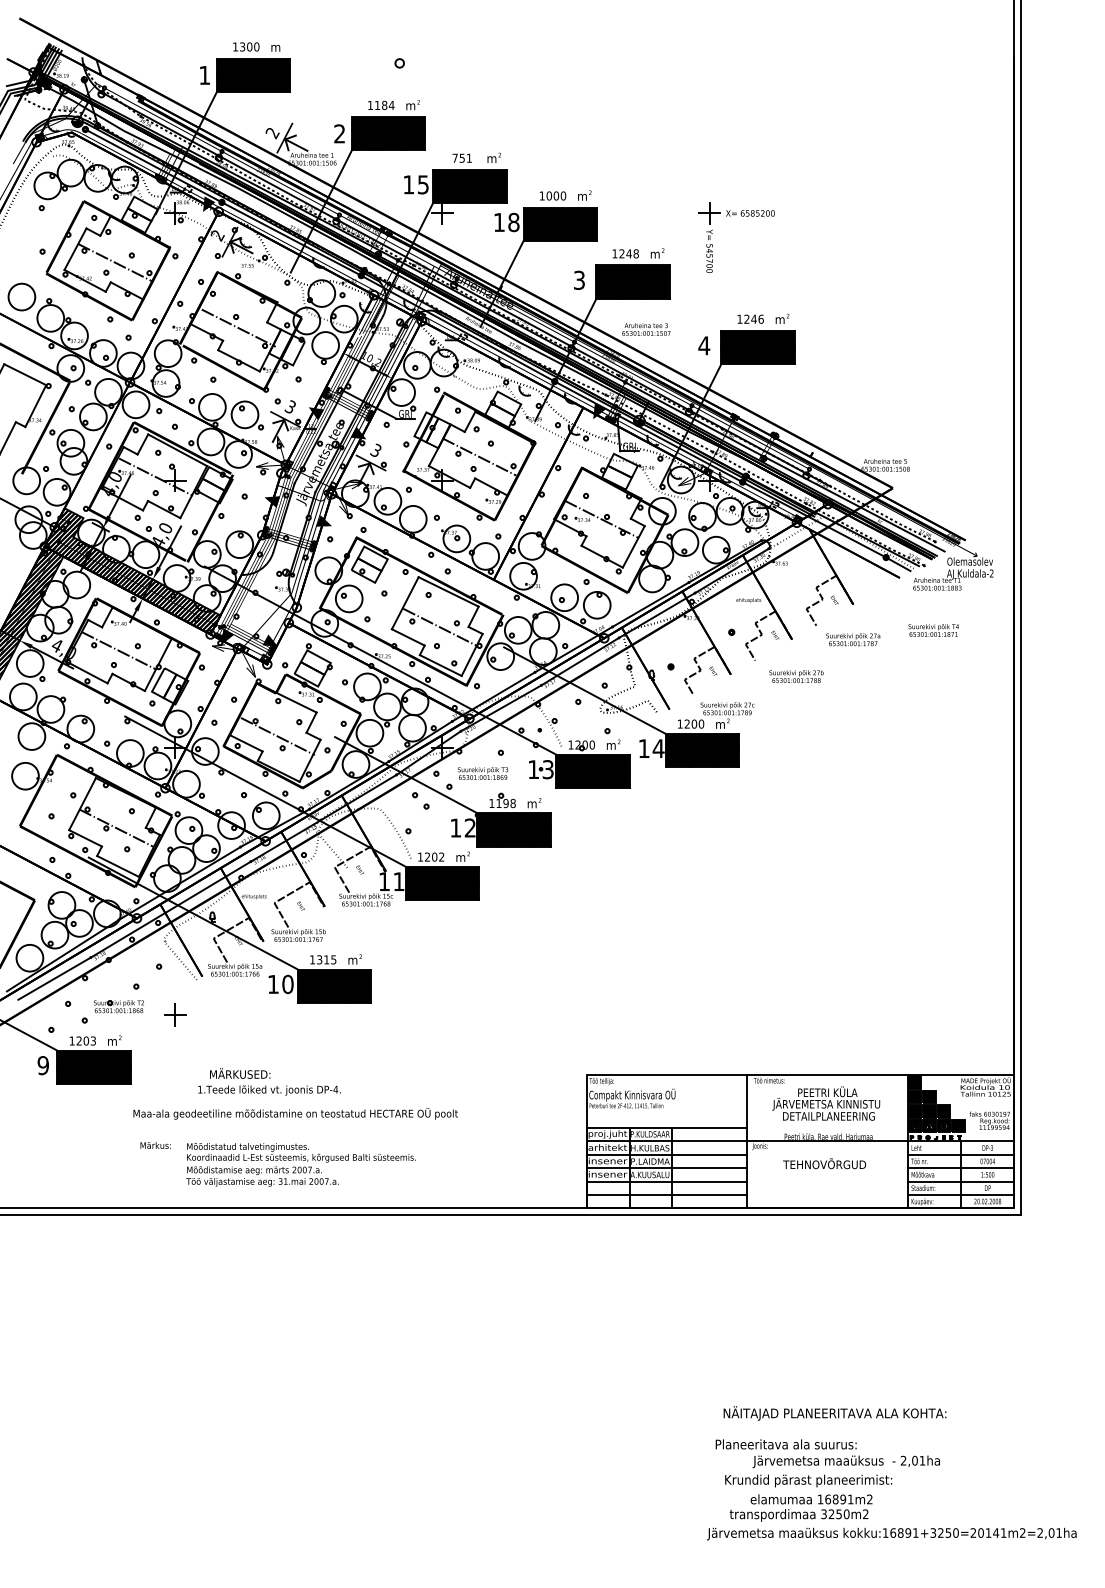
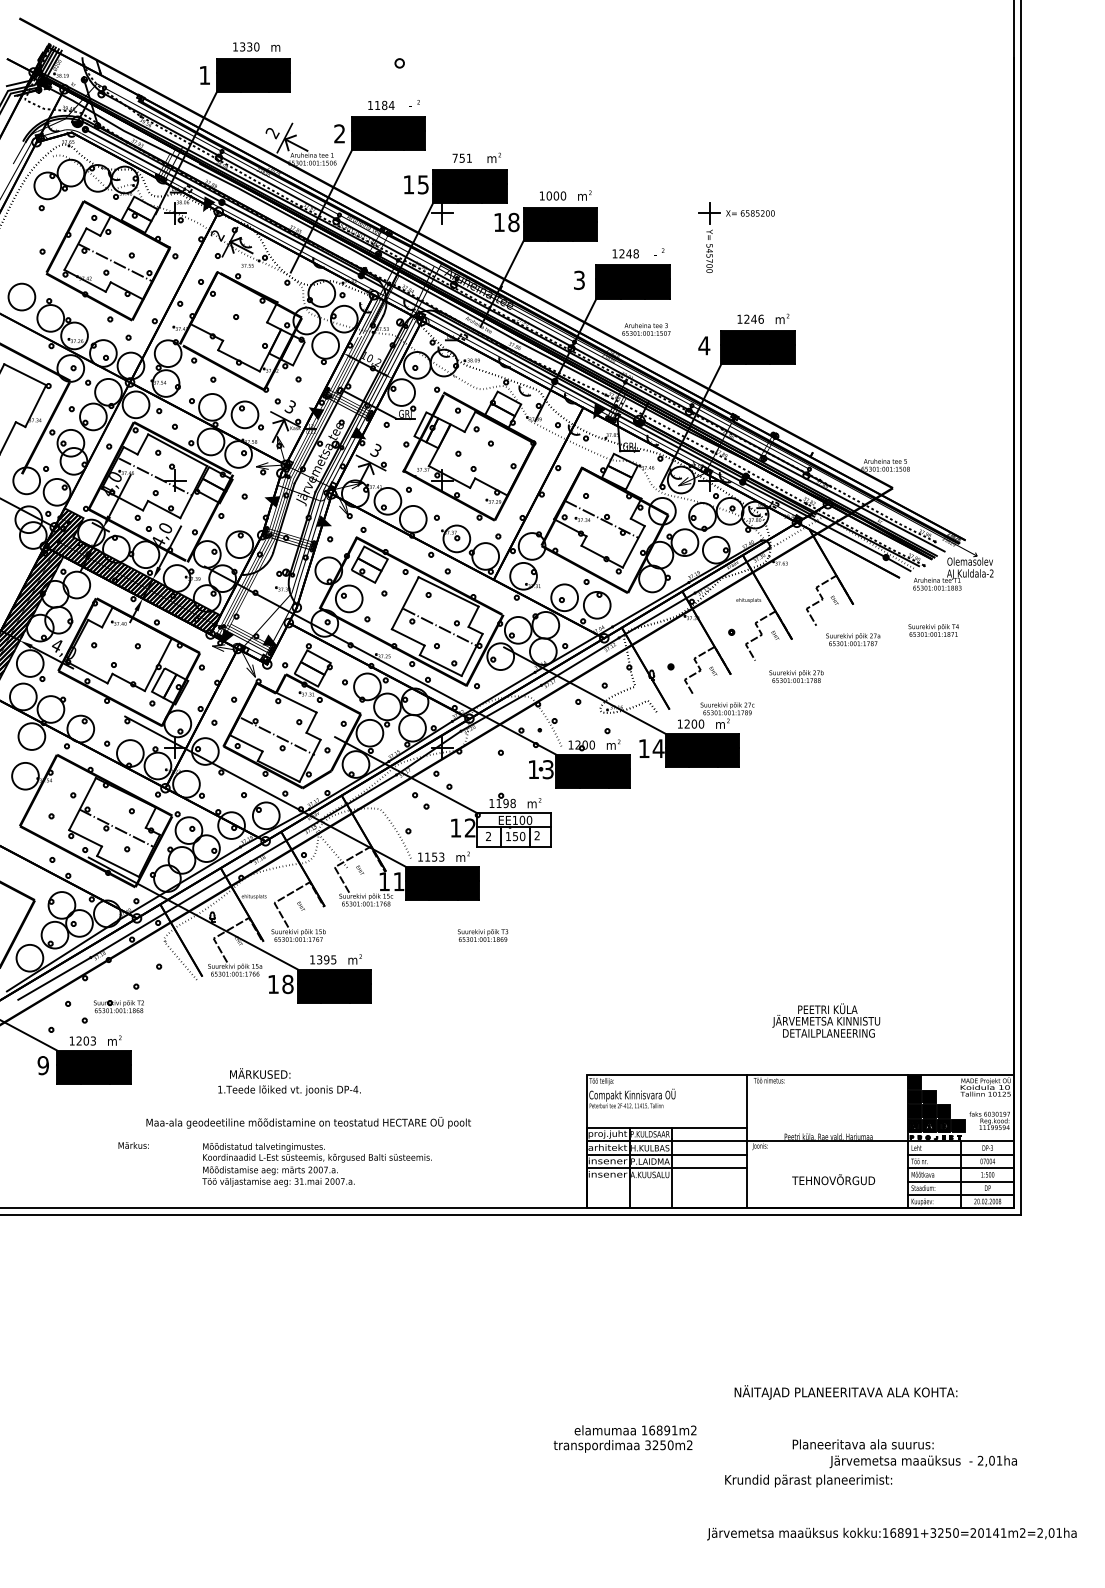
text: 1300 -> 1330 (249, 46)
text: m -> - (410, 106)
text: m -> - (654, 254)
line: present -> none (238, 327)
line: present -> none (479, 456)
line: present -> none (118, 650)
text position: (483, 773) -> (483, 935) (483, 935)
fill: present -> none (513, 829)
text: 1202 -> 1153 (434, 856)
text: 1315 -> 1395 (326, 959)
text: 10 -> 18 (287, 984)
part: present -> none (175, 1014)
text position: (269, 1081) -> (289, 1081) (289, 1081)
text position: (826, 1103) -> (826, 1020) (826, 1020)
text position: (295, 1113) -> (308, 1122) (308, 1122)
text position: (155, 1145) -> (133, 1145) (133, 1145)
text position: (824, 1163) -> (833, 1179) (833, 1179)
text position: (300, 1164) -> (316, 1164) (316, 1164)
line: present -> none (667, 1181)
line: present -> none (667, 1194)
text position: (834, 1413) -> (845, 1392) (845, 1392)
text position: (827, 1453) -> (904, 1453) (904, 1453)
text position: (800, 1507) -> (624, 1438) (624, 1438)
